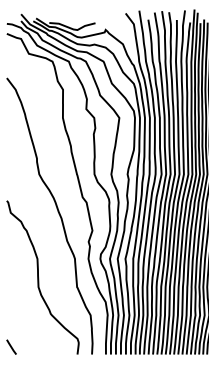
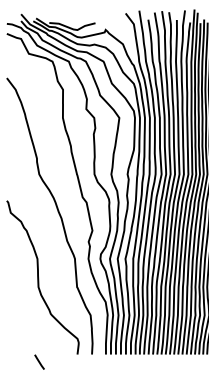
line position: (11, 346) -> (39, 361) (39, 361)
